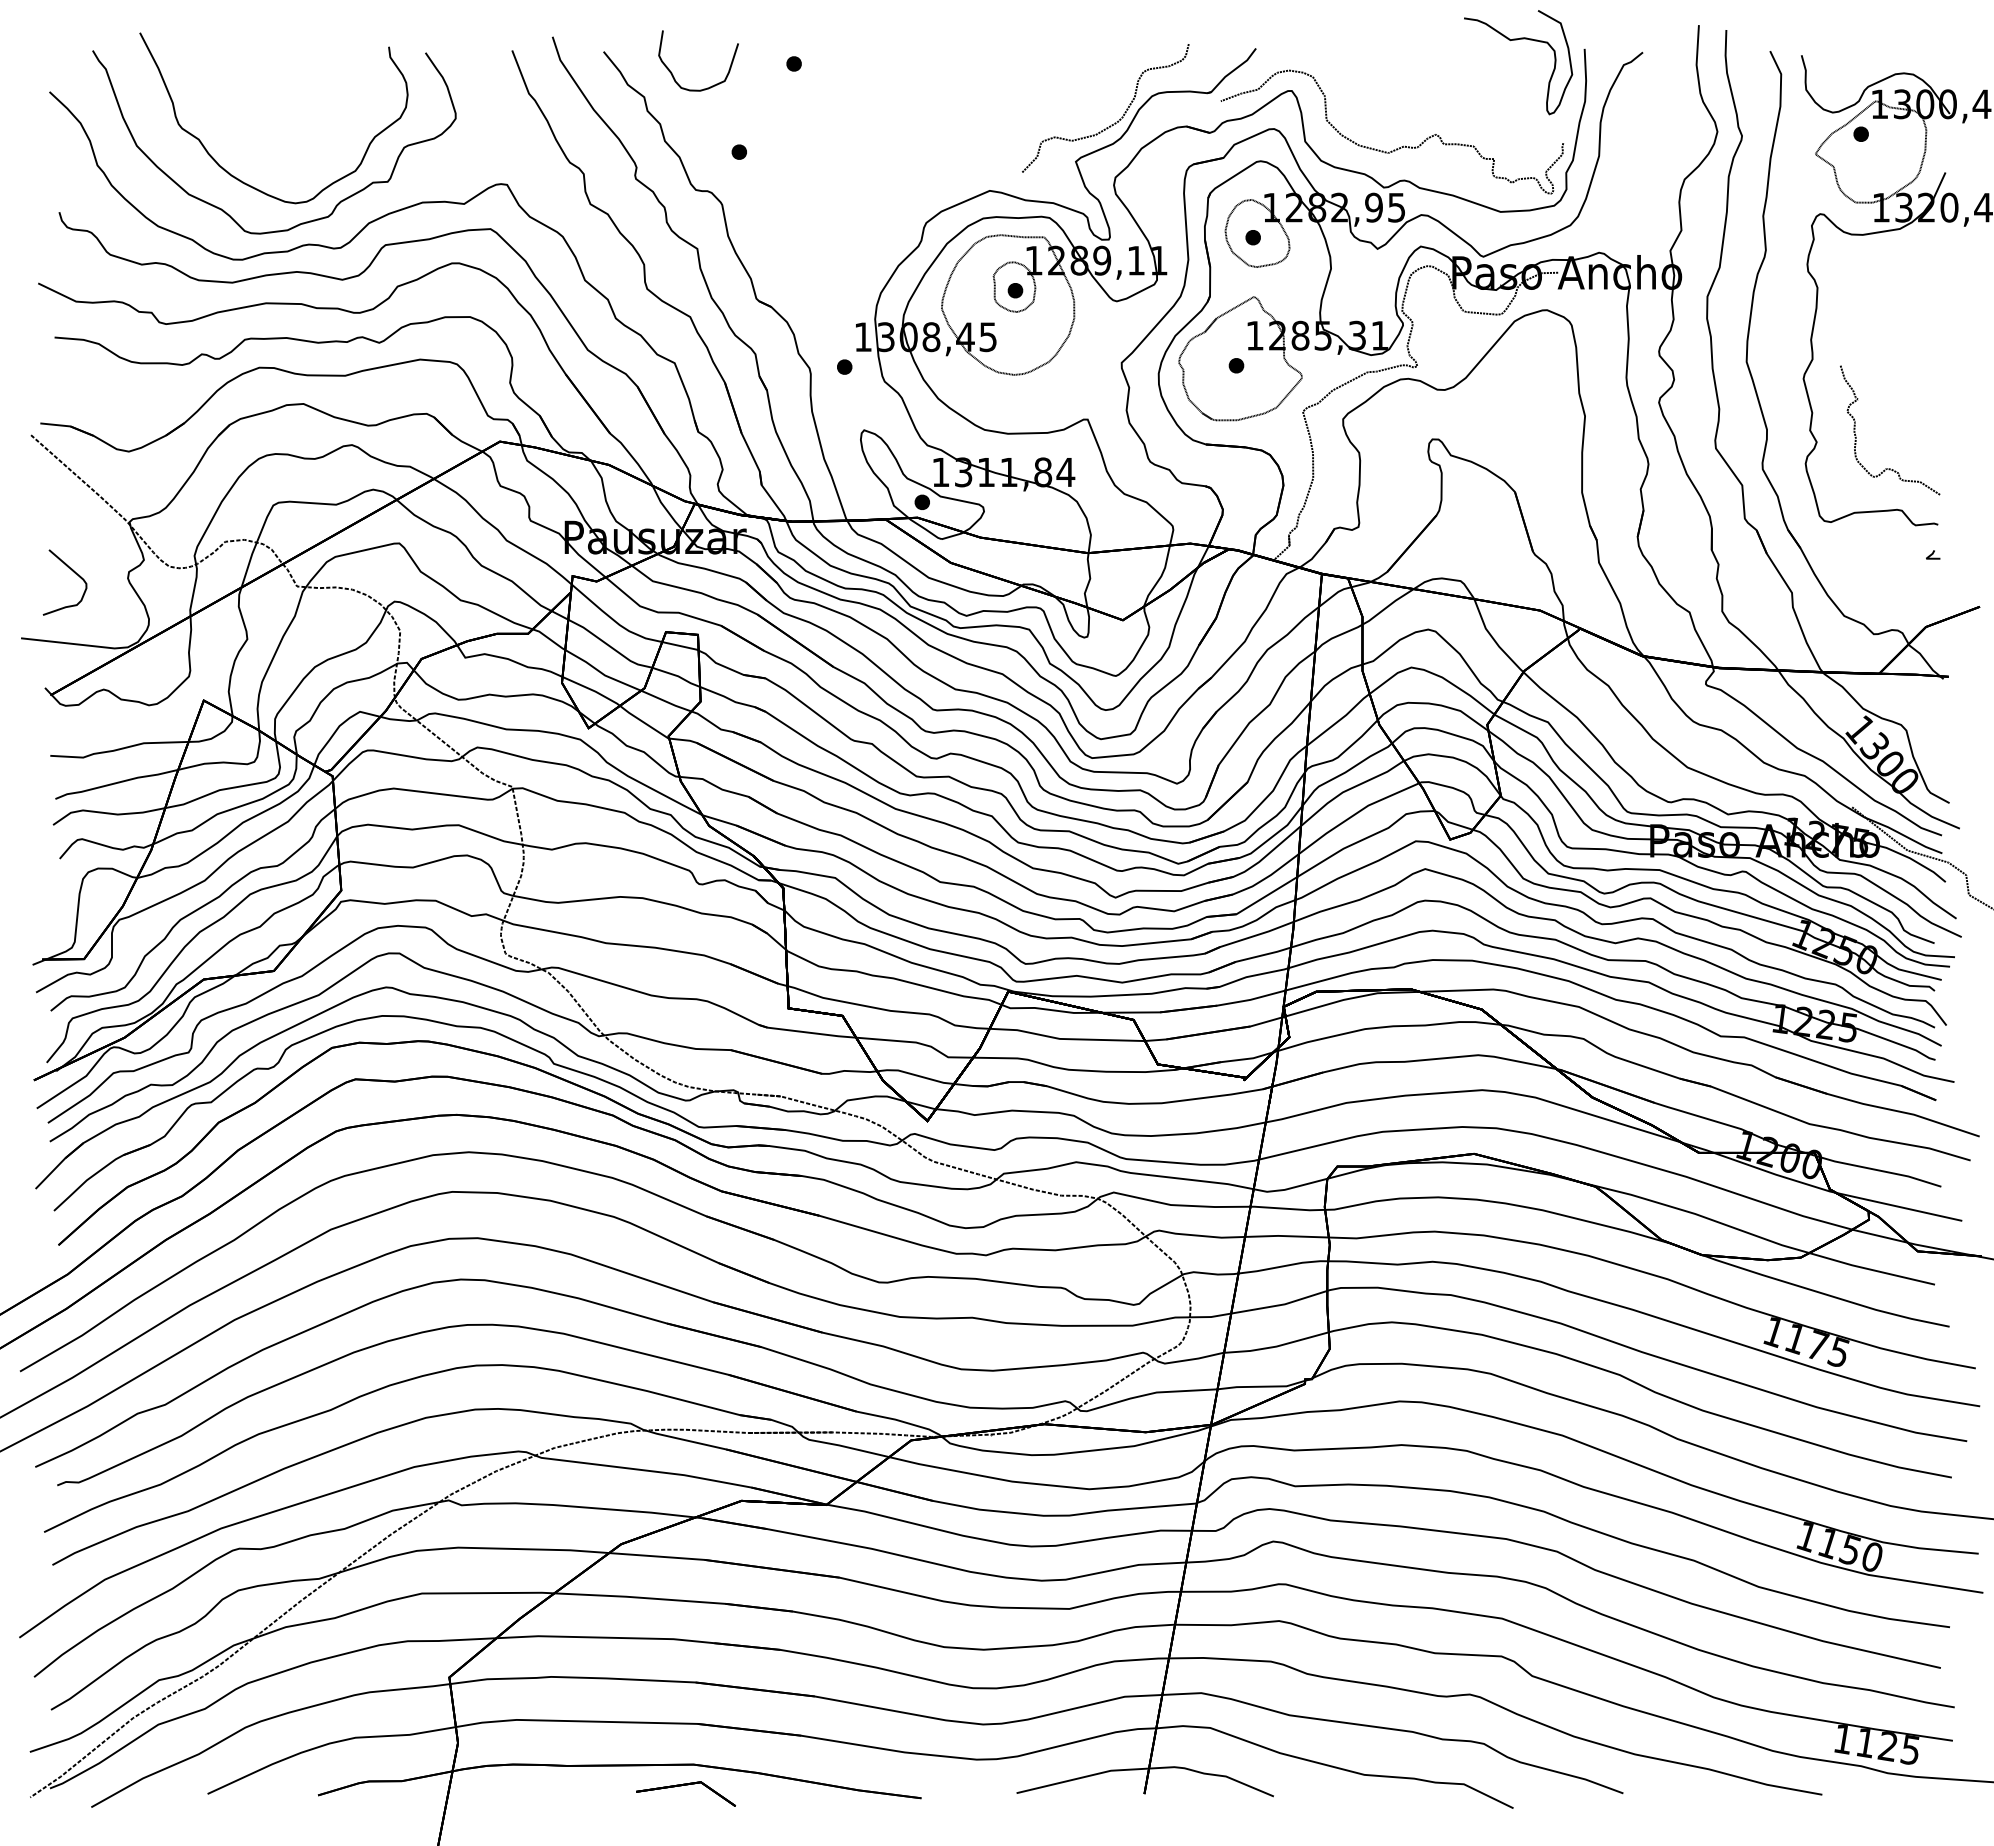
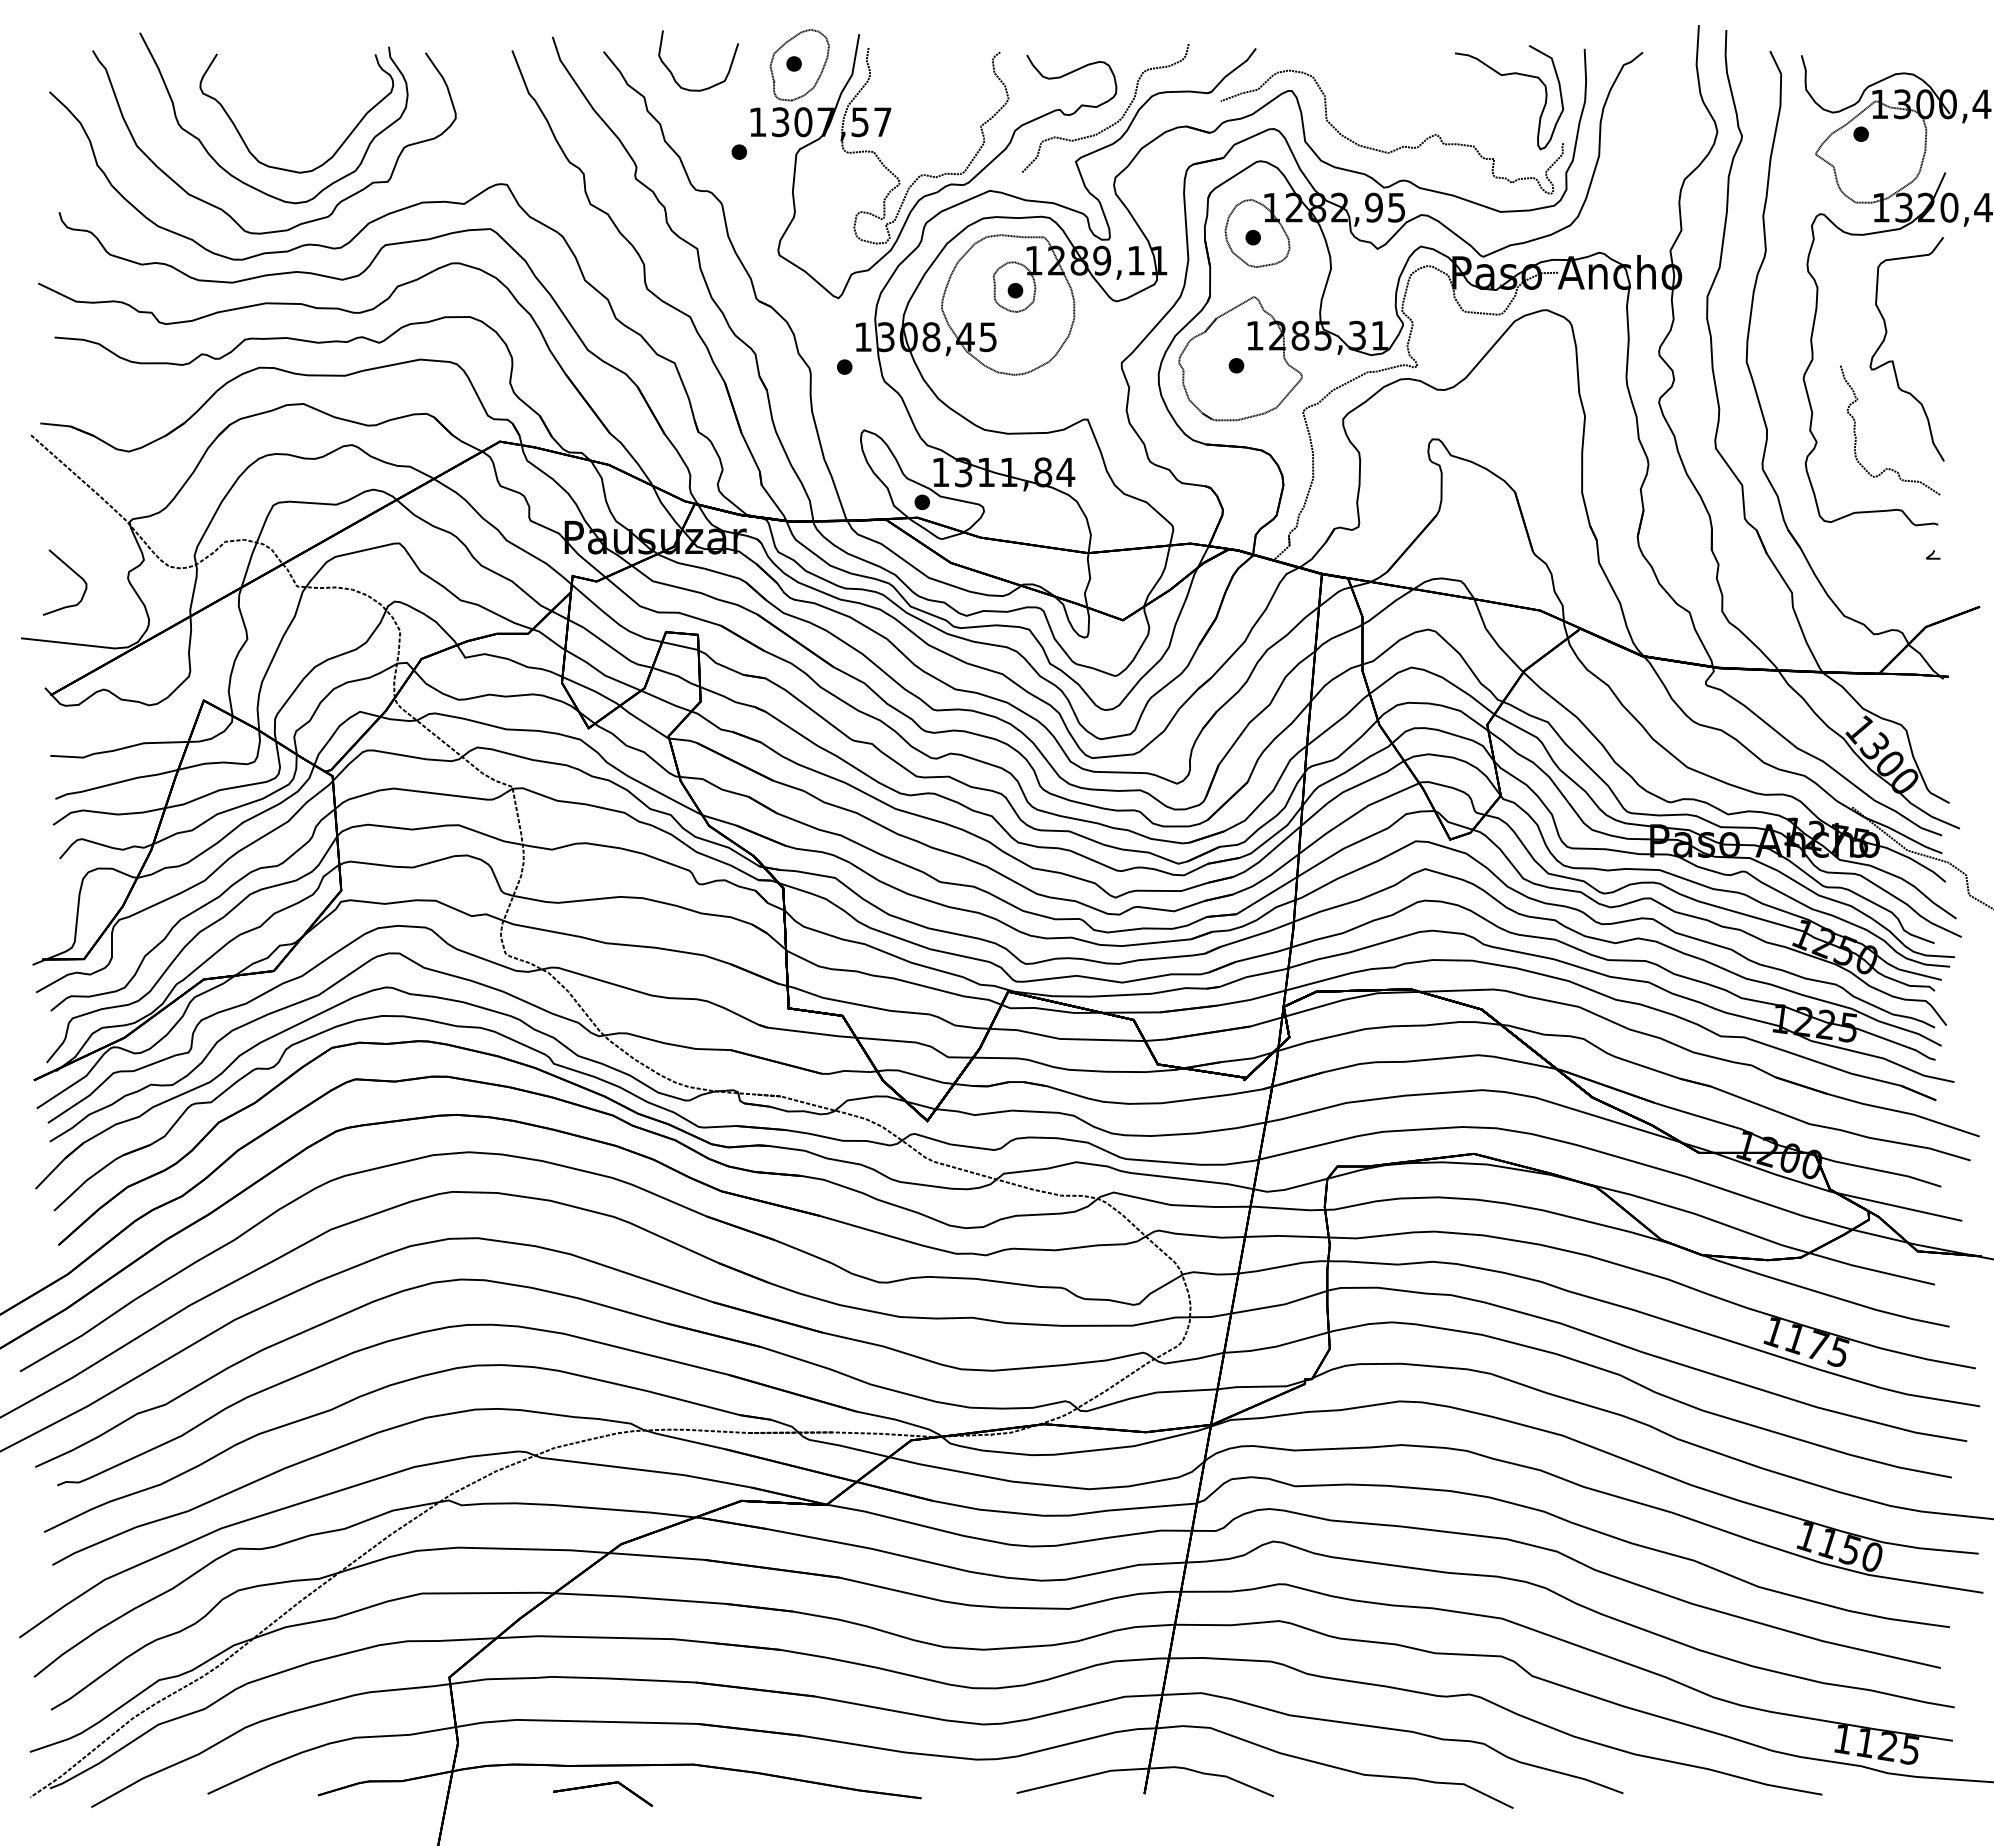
curve position: (1517, 40) -> (1508, 75) (1508, 75)
curve: none -> present (338, 147)
part: none -> present (931, 175)
curve: none -> present (1893, 360)
part position: (685, 1785) -> (602, 1785) (602, 1785)
